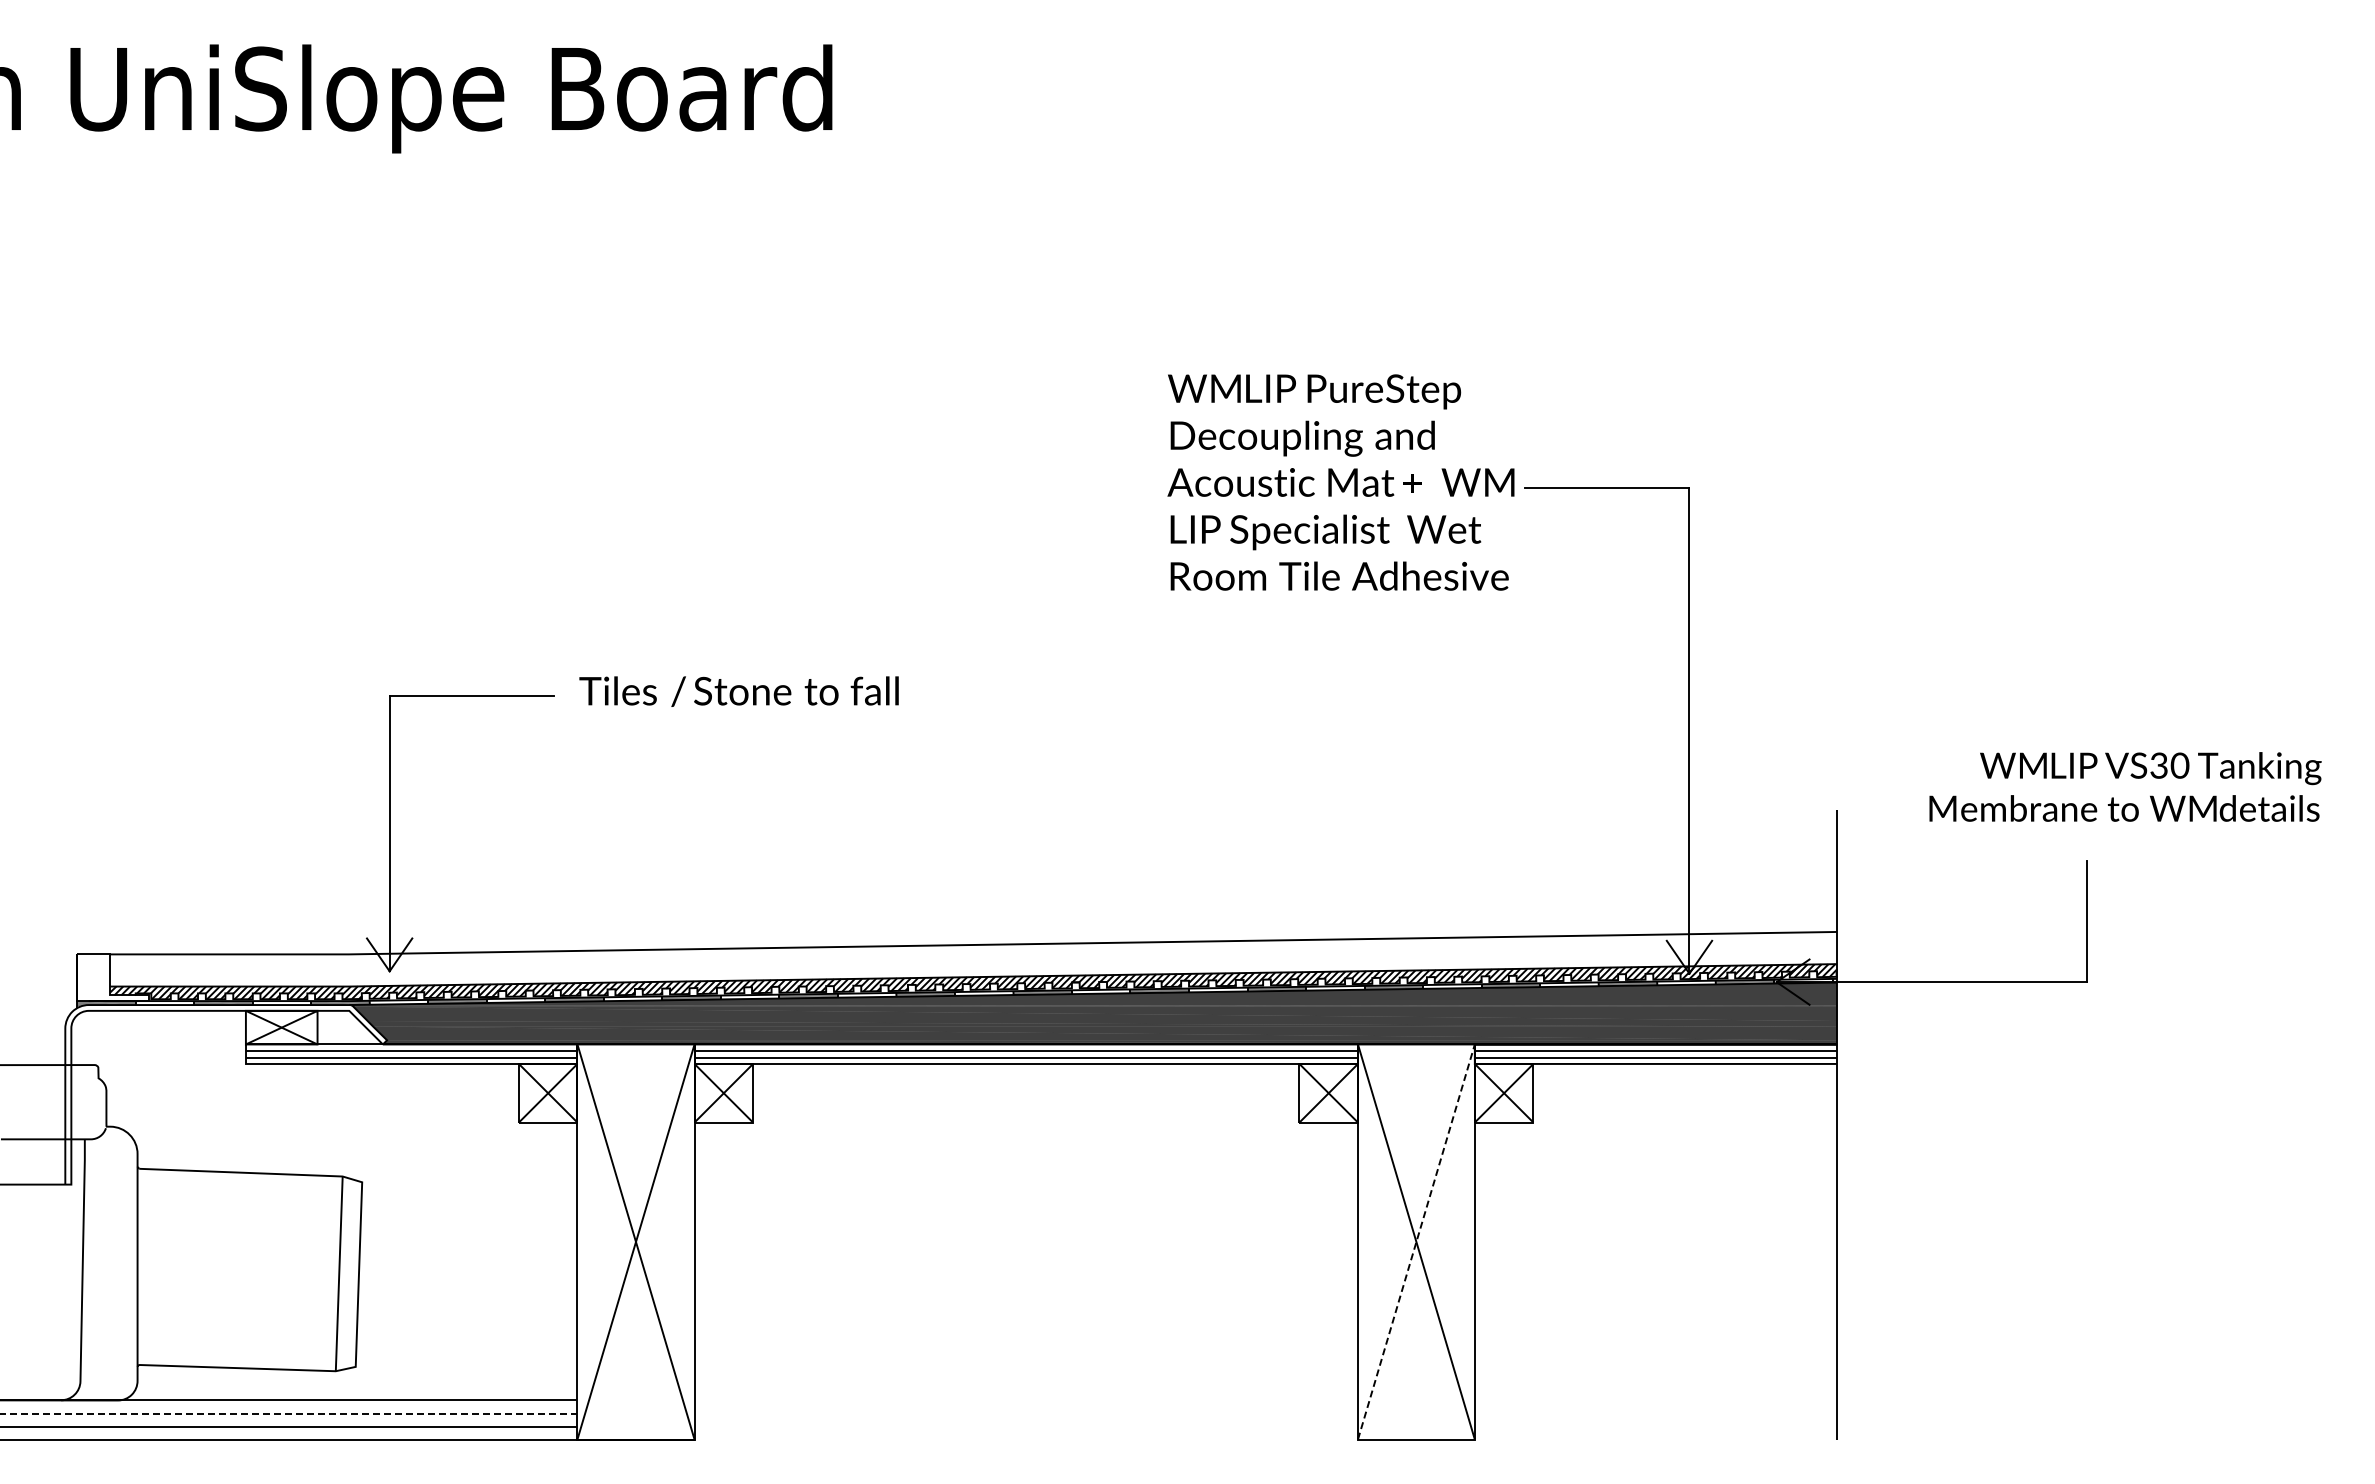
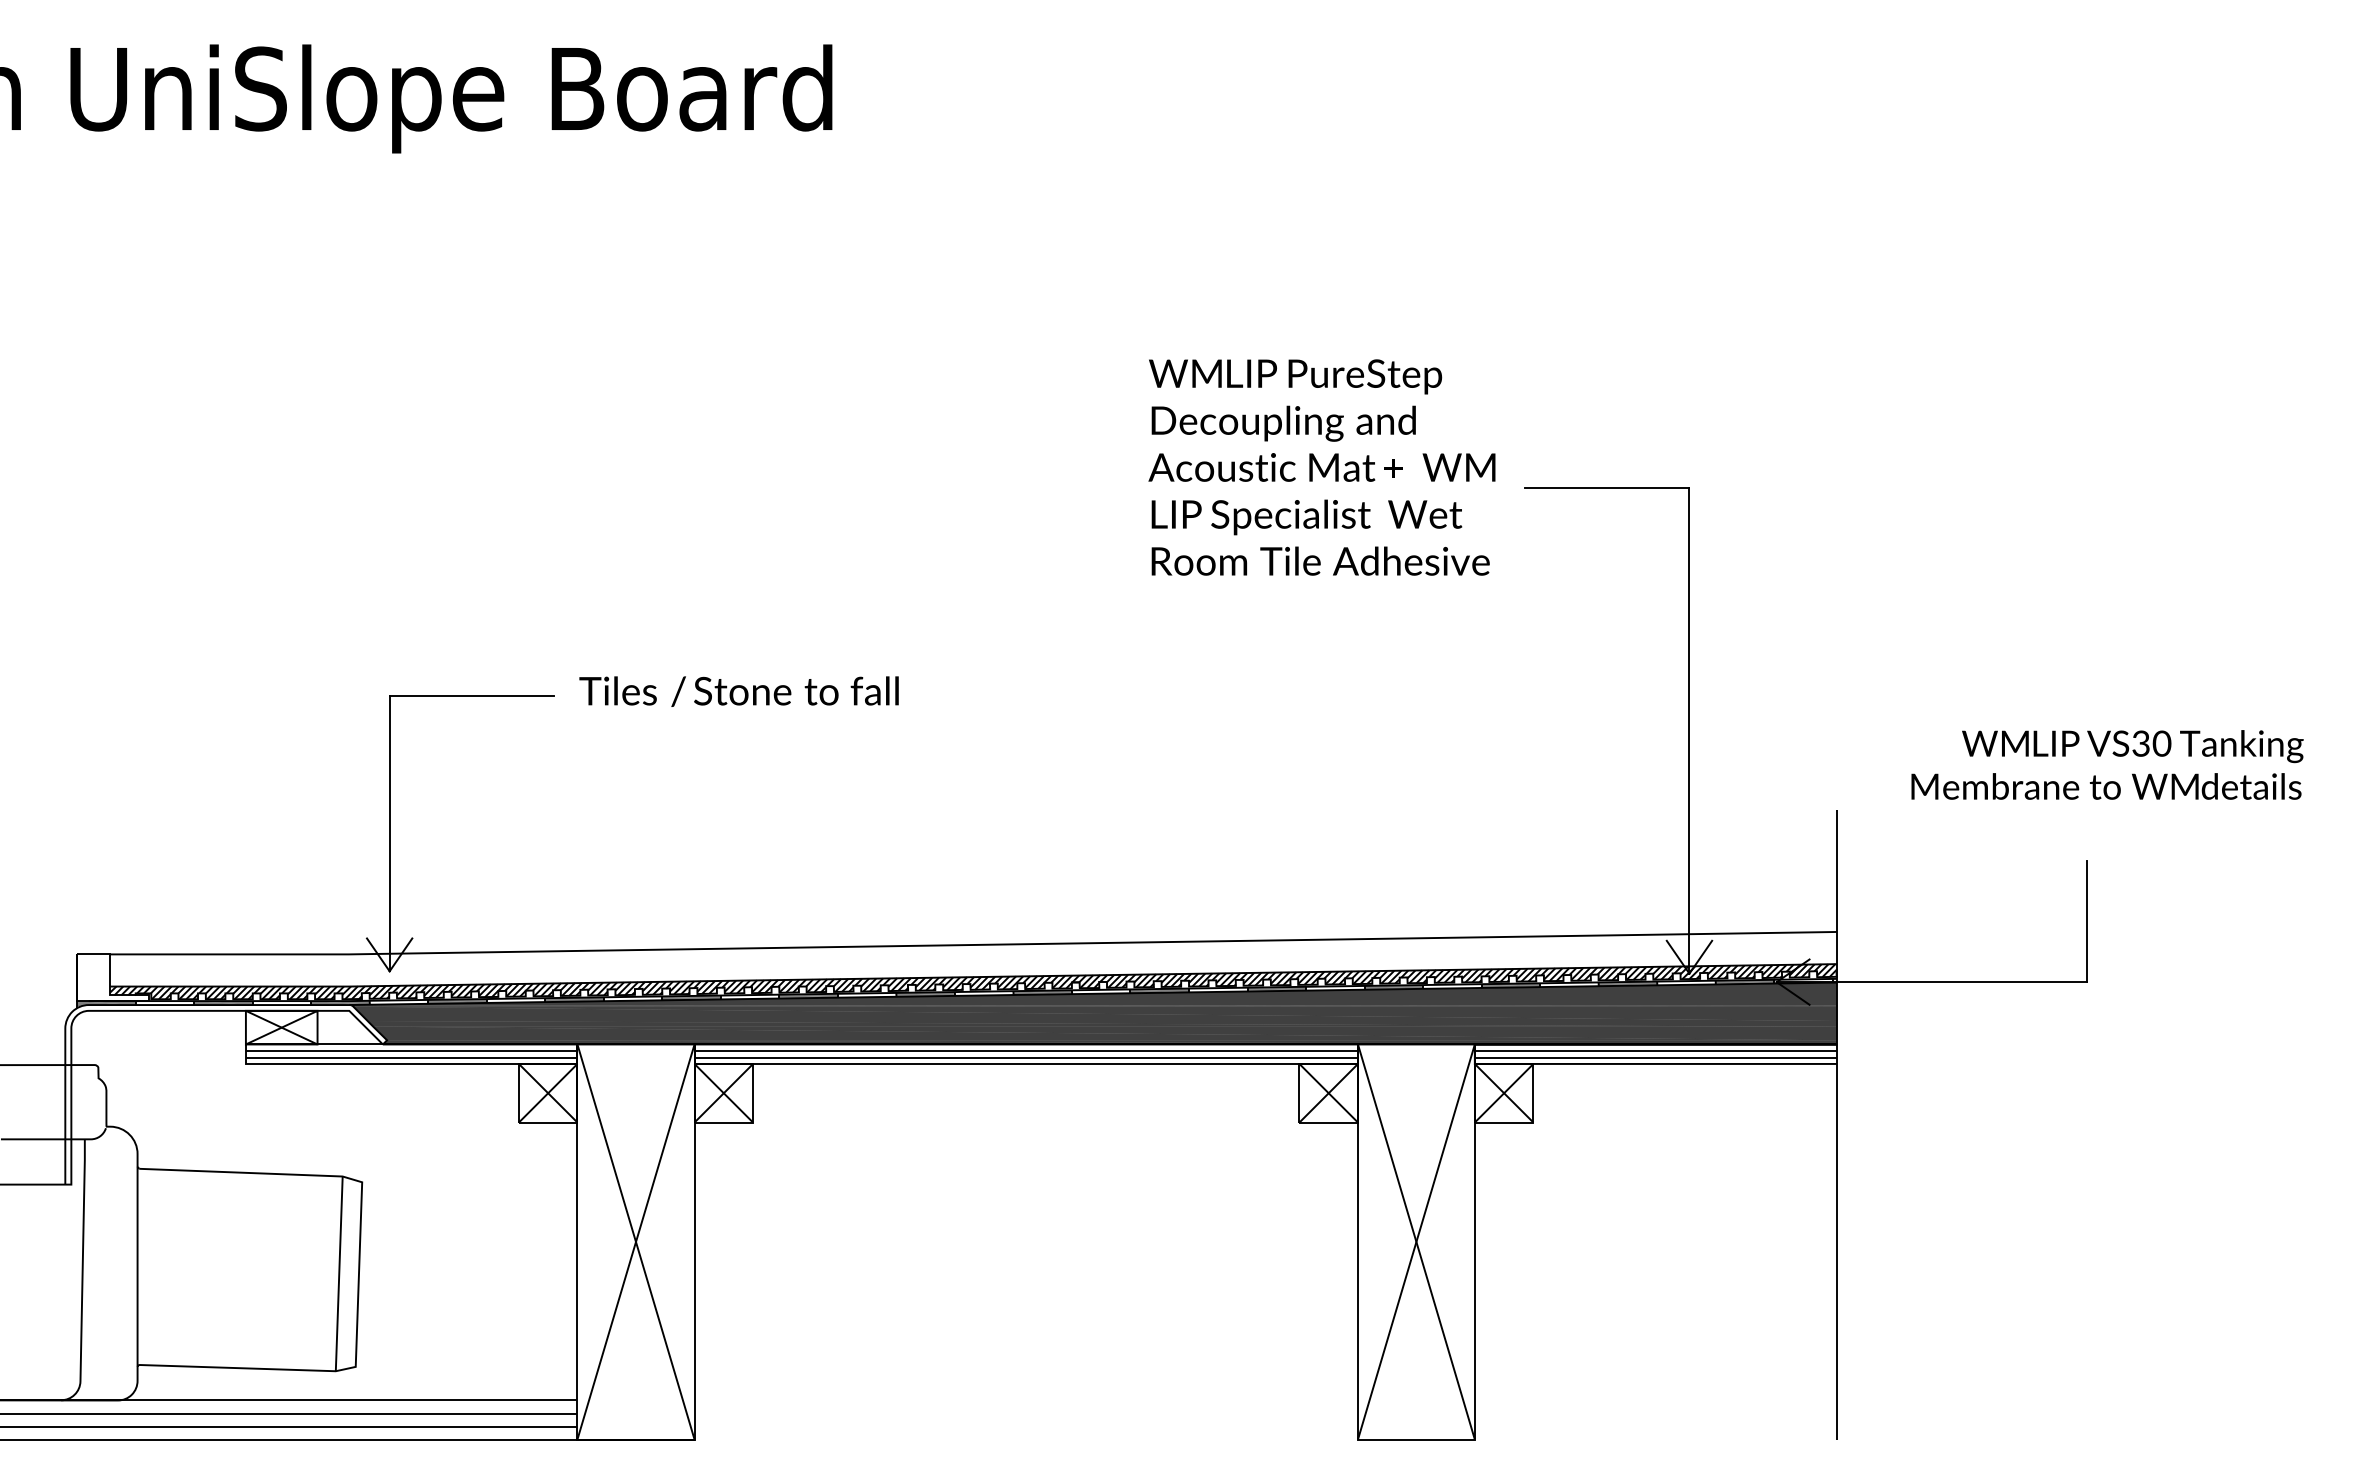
text position: (1340, 482) -> (1321, 467) (1321, 467)
text position: (2125, 786) -> (2107, 764) (2107, 764)
line: dashed -> solid (1416, 1242)
line: dashed -> solid (289, 1413)
